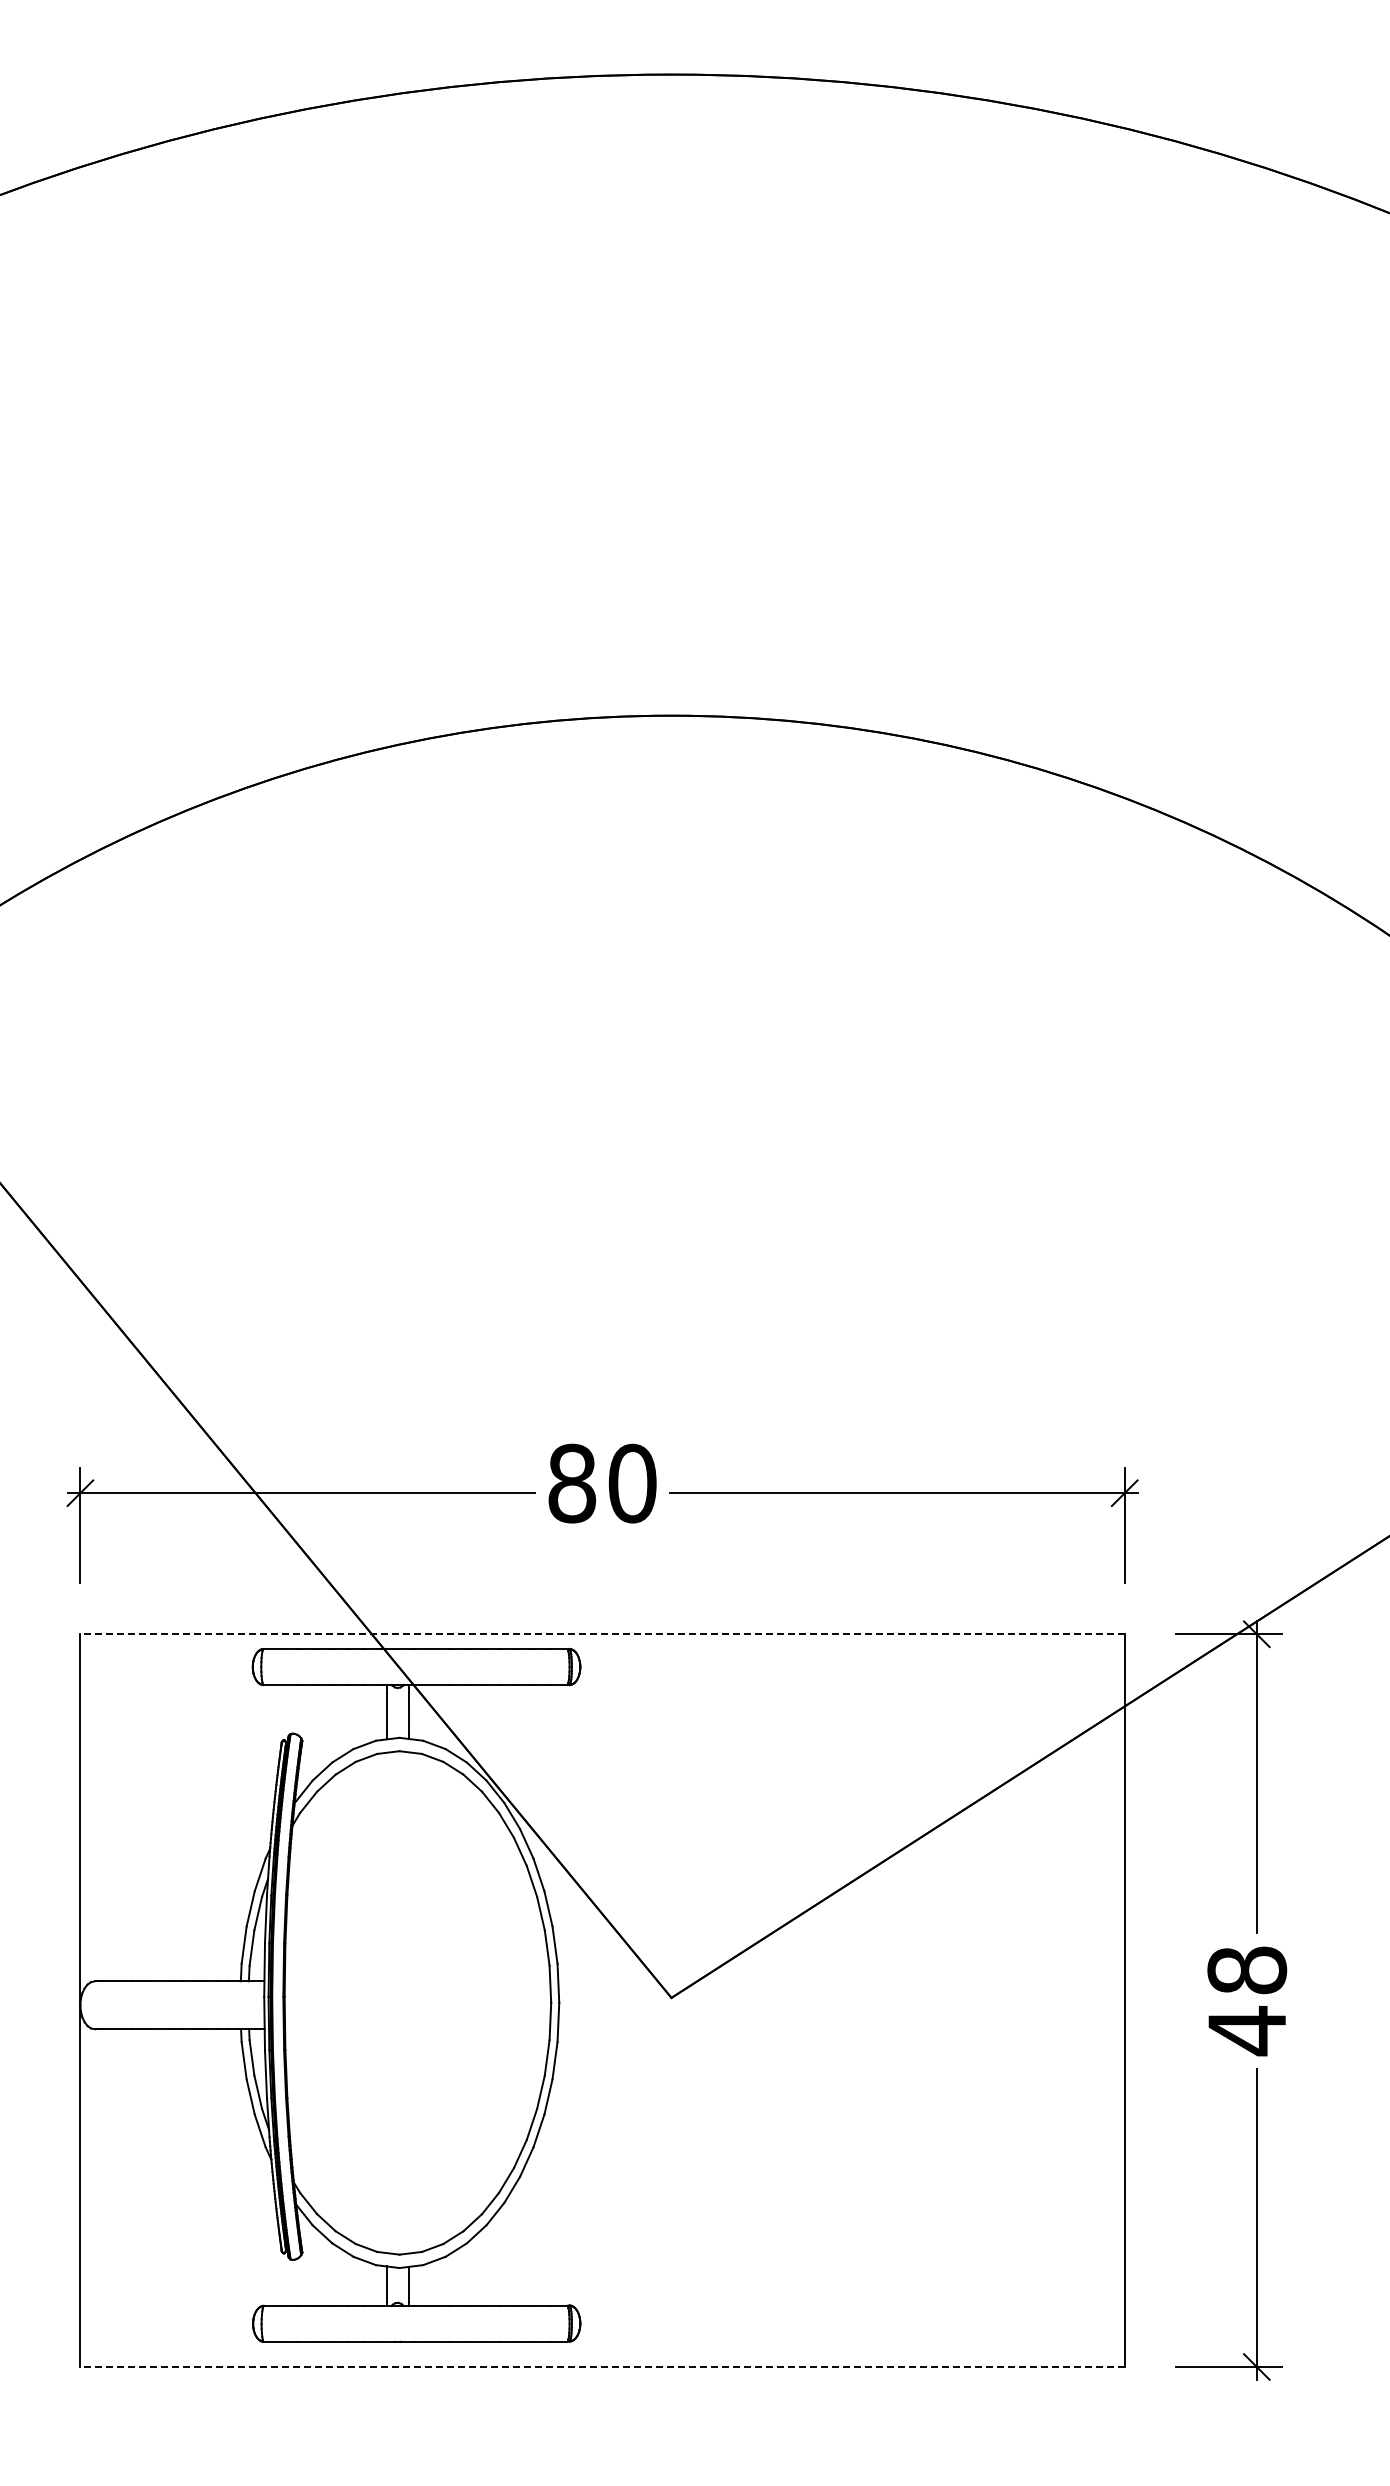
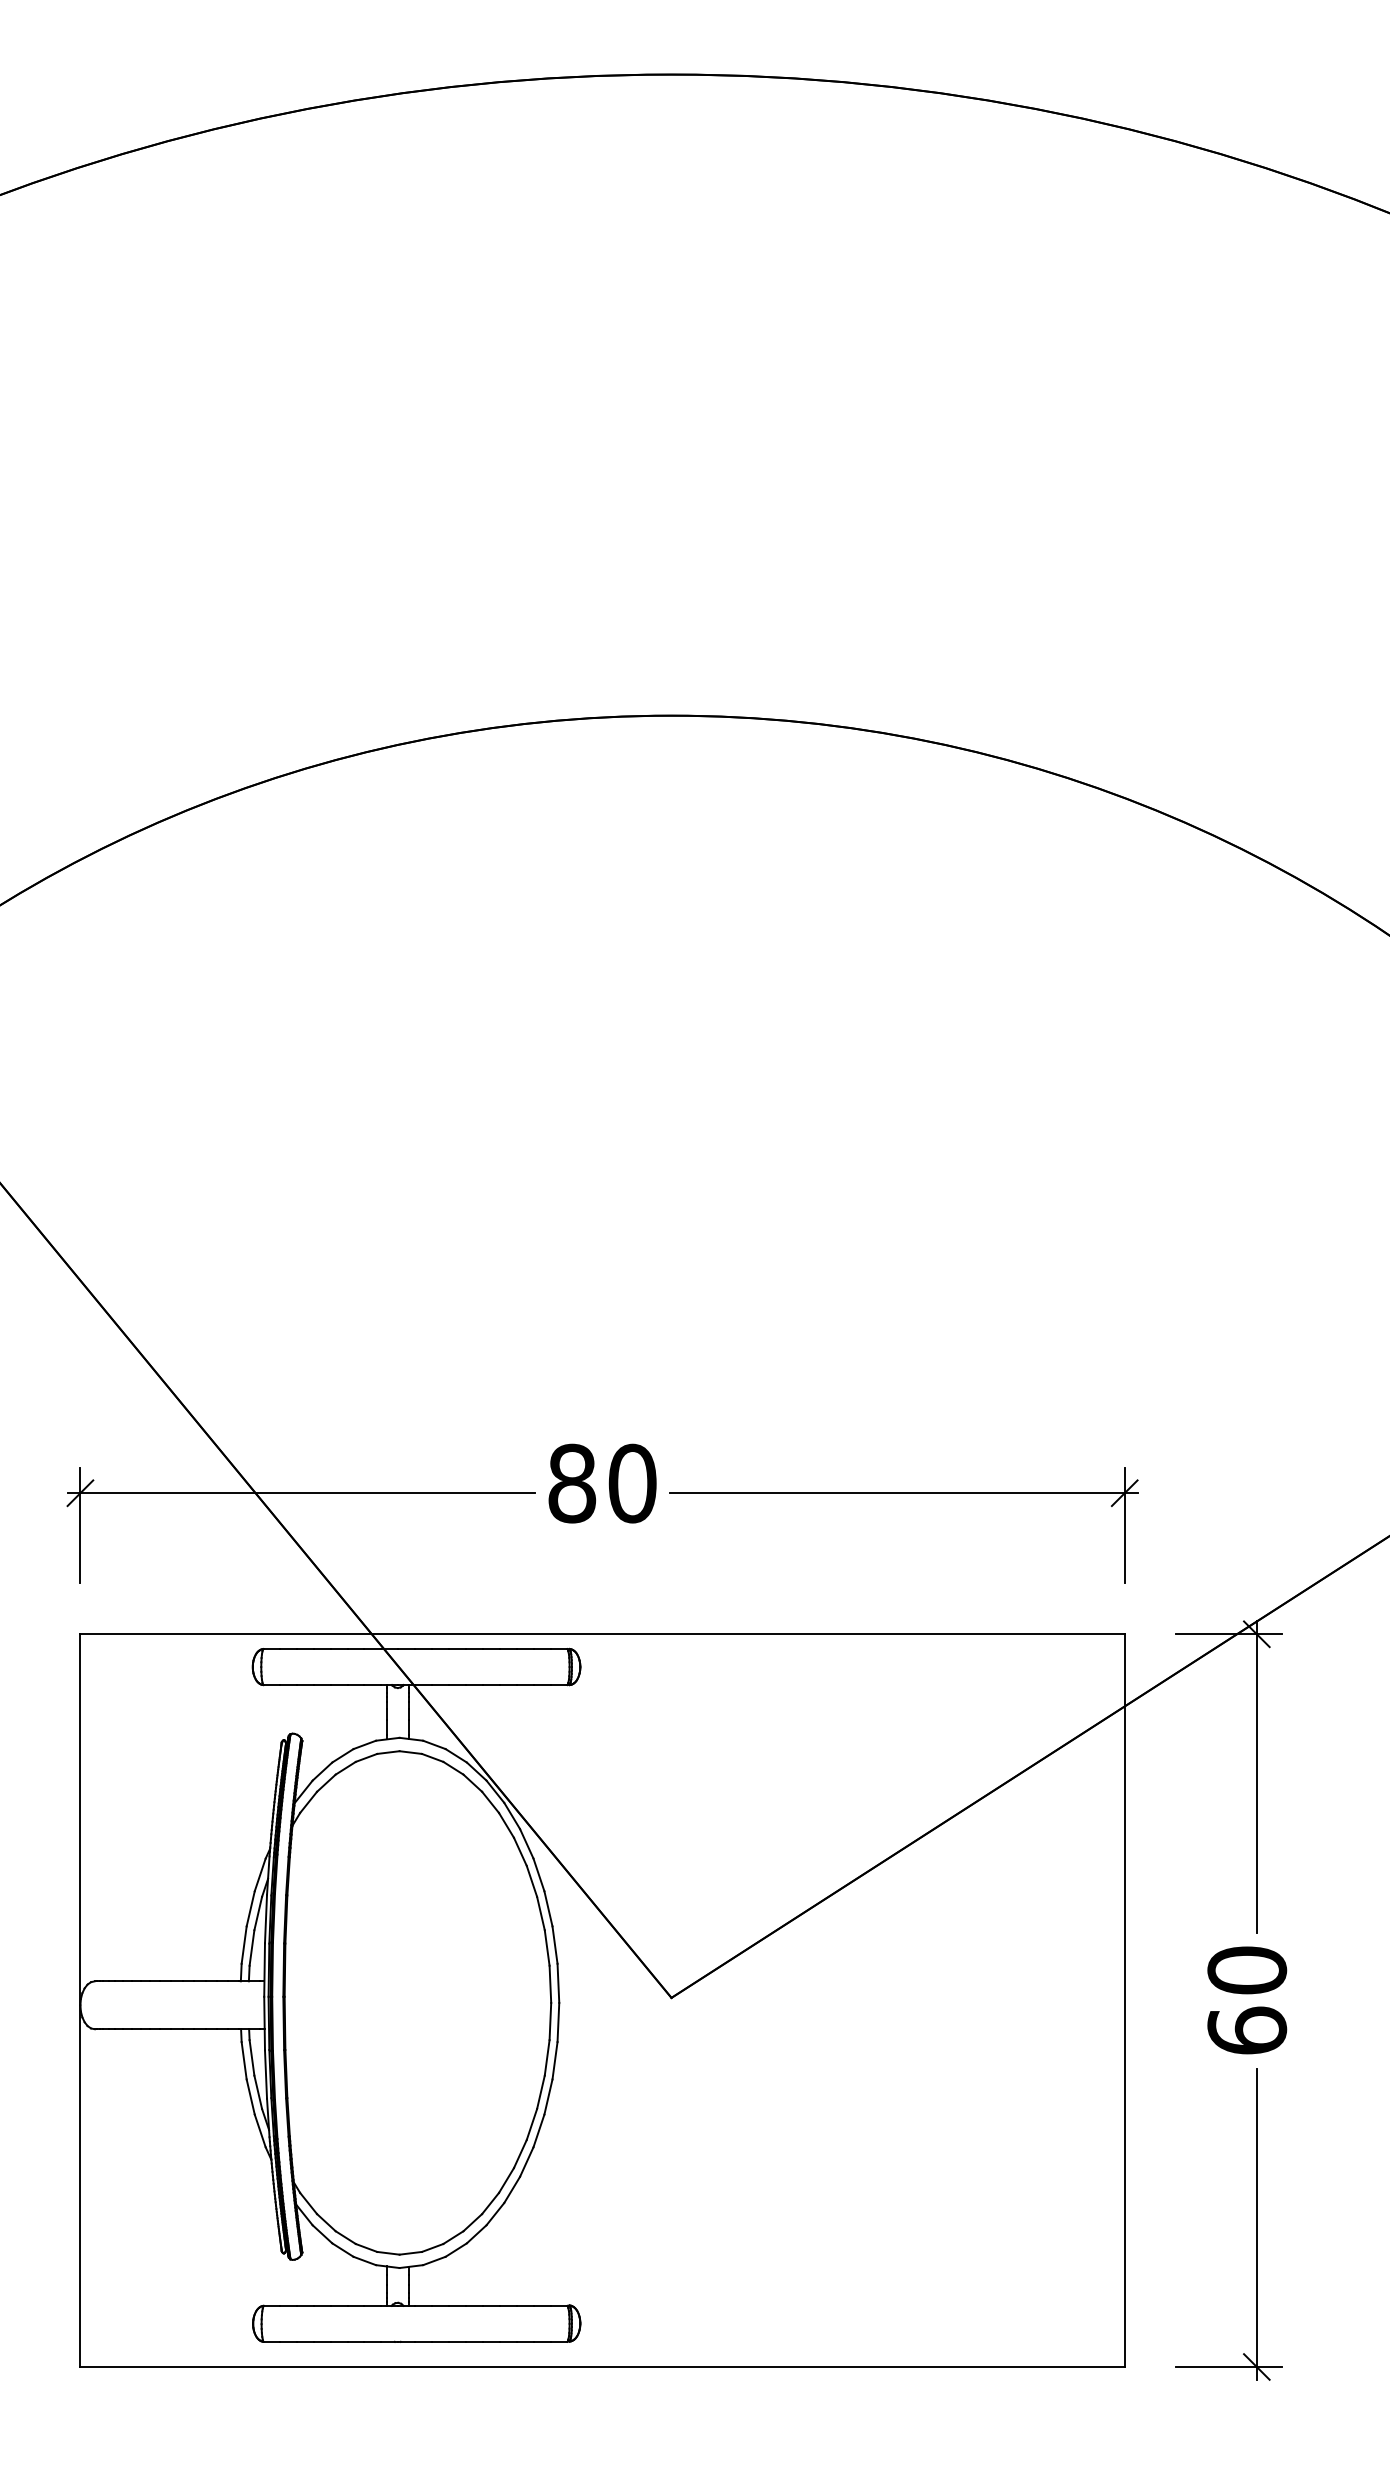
line: dashed -> solid (602, 1634)
text: 48 -> 60 (1247, 2001)
line: dashed -> solid (602, 2366)
